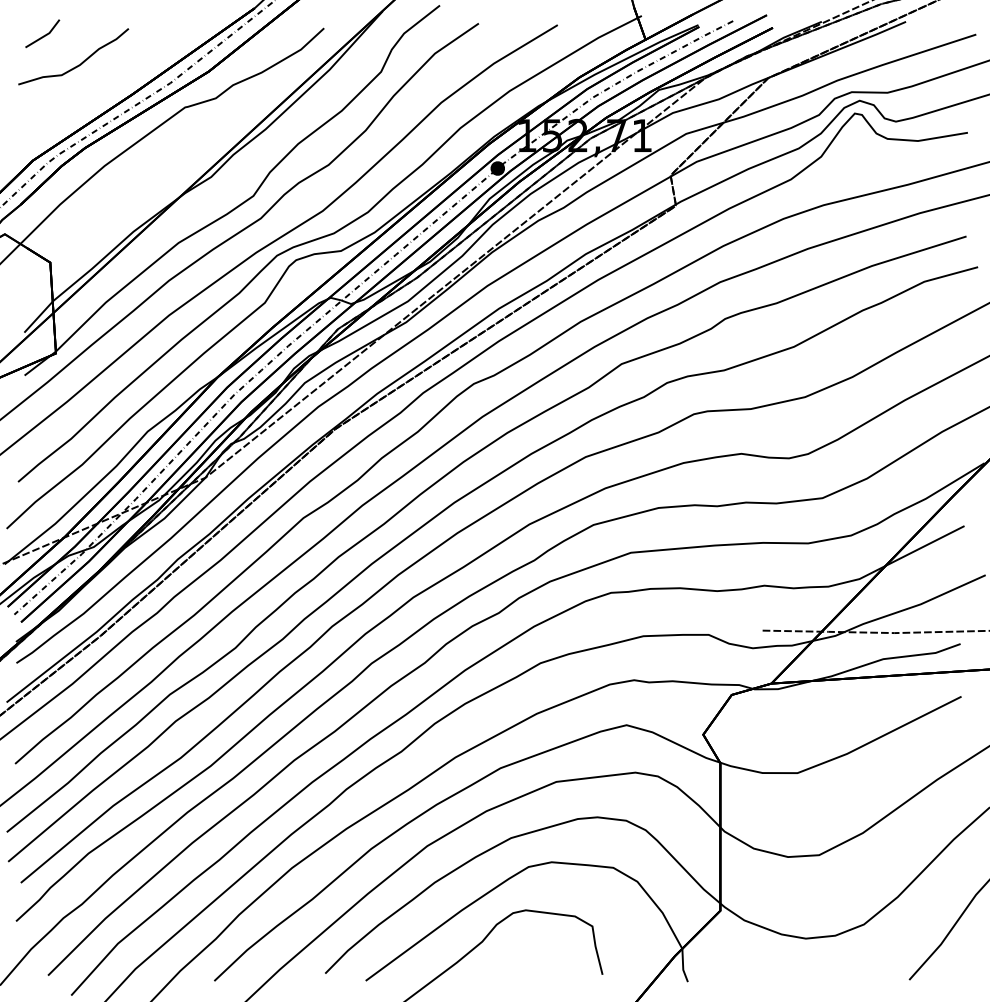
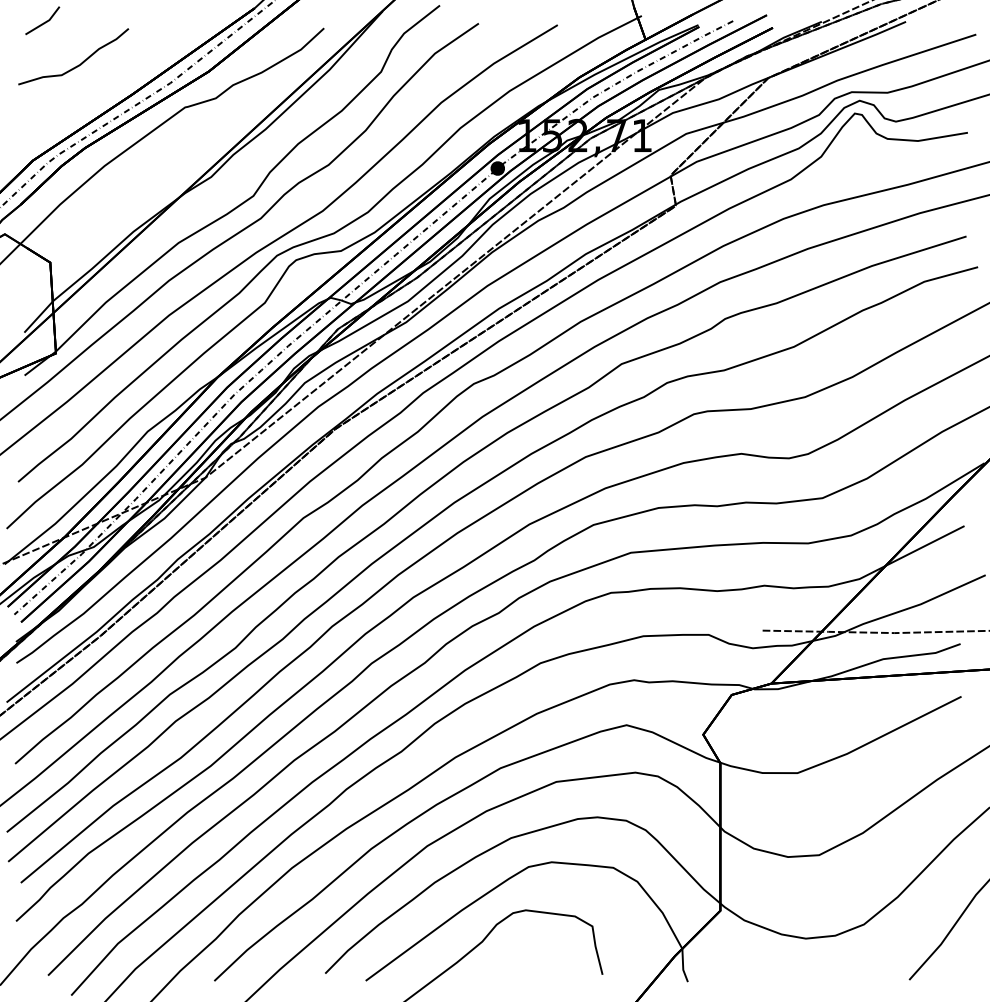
line position: (43, 35) -> (43, 22) (43, 22)
